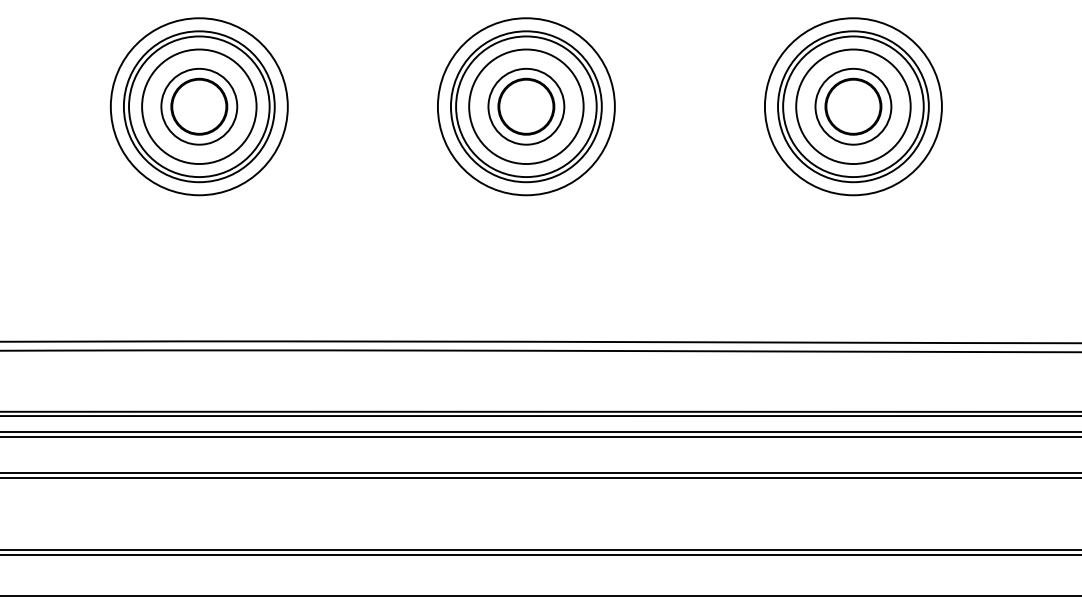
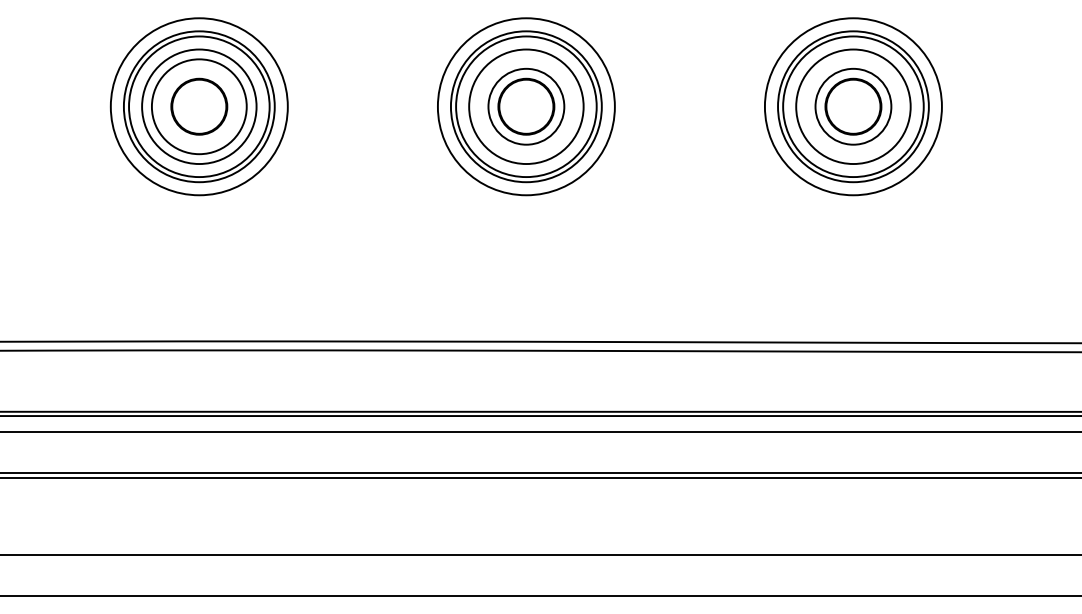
circle diameter: 76 px -> 95 px (198, 106)
line: present -> none (540, 437)
line: present -> none (540, 549)
